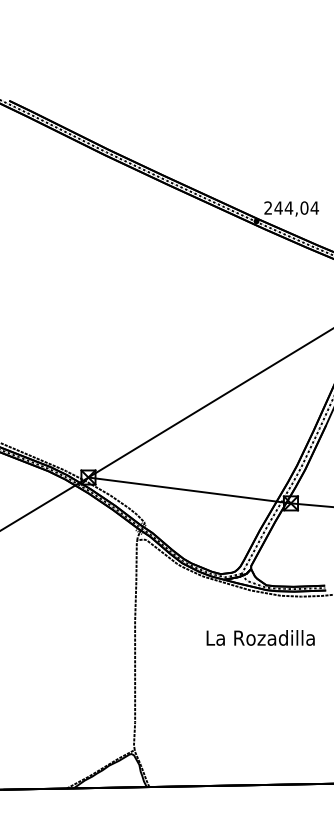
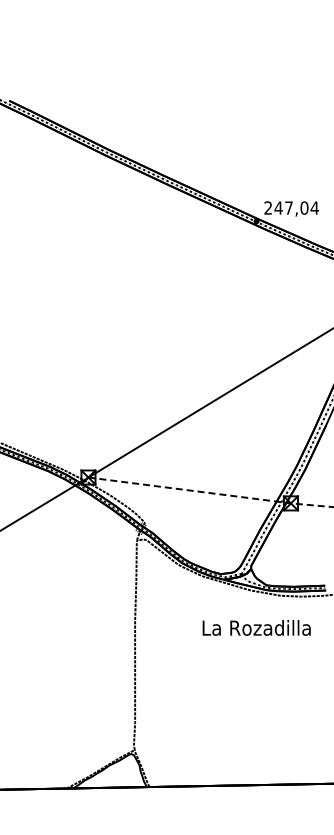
text: 244,04 -> 247,04 (288, 207)
line: solid -> dashed (211, 493)
text position: (260, 637) -> (256, 627) (256, 627)
